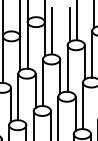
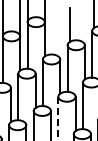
line: present -> none (76, 21)
line: present -> none (52, 30)
line: solid -> dashed (58, 118)
